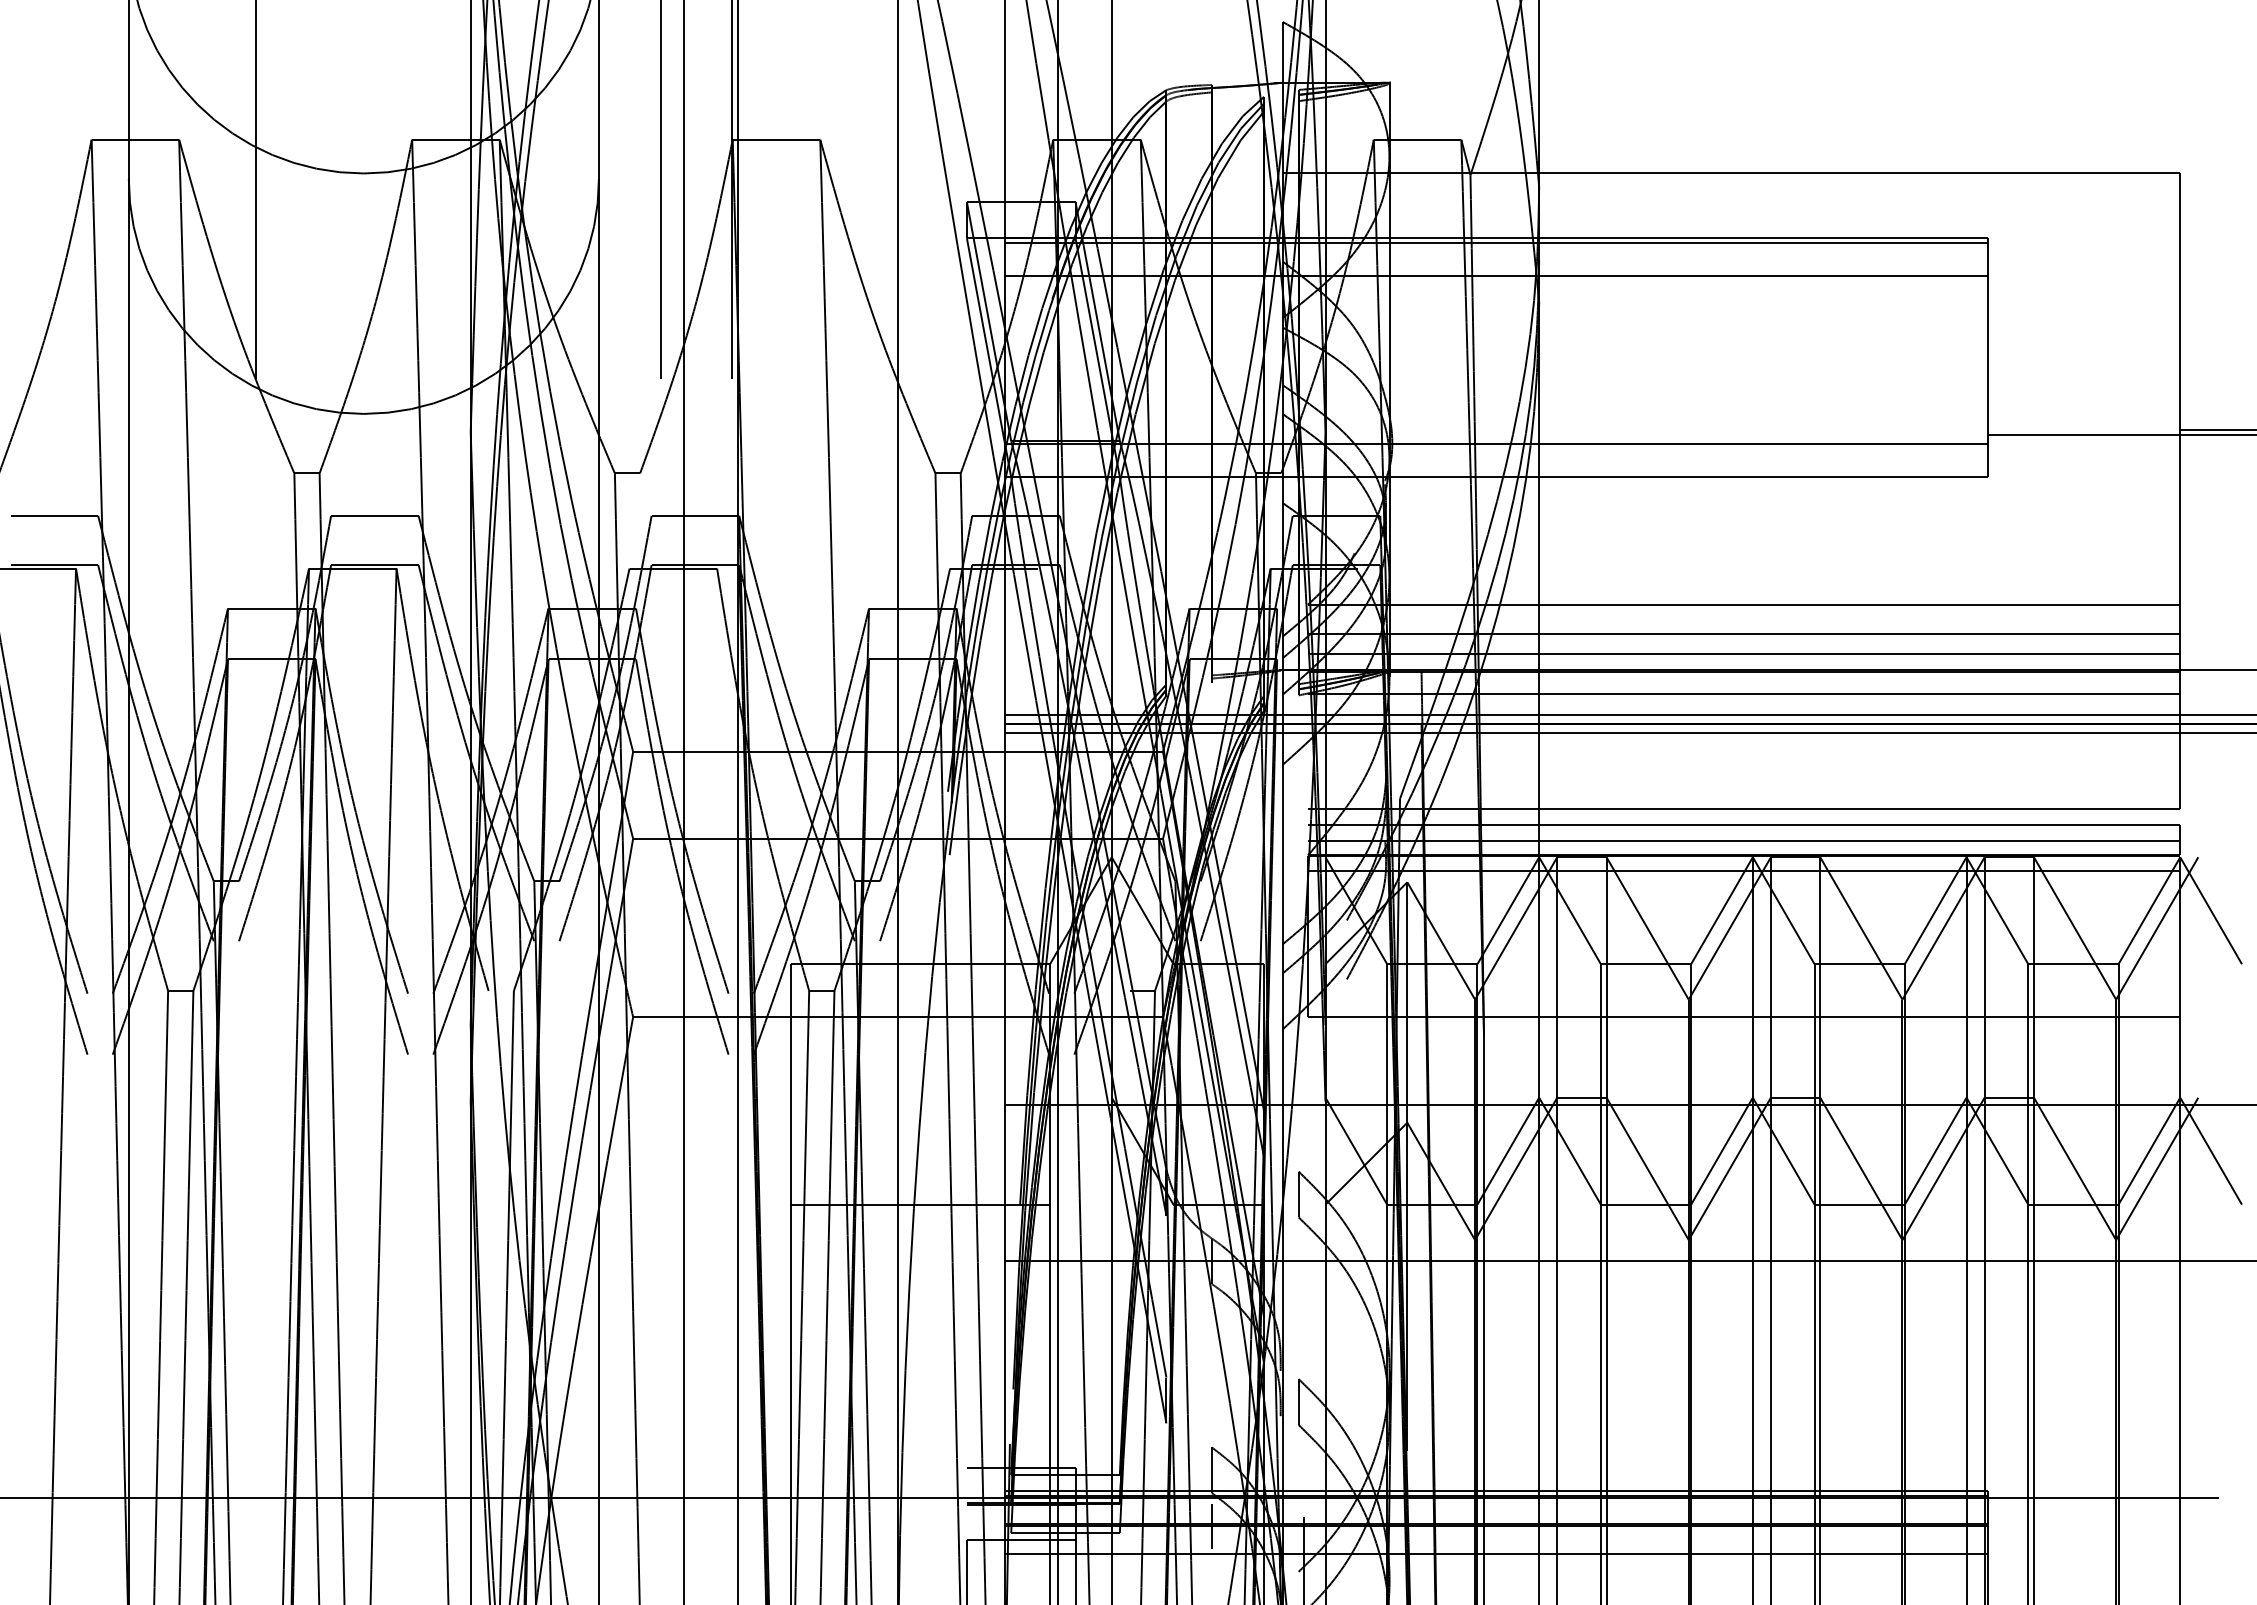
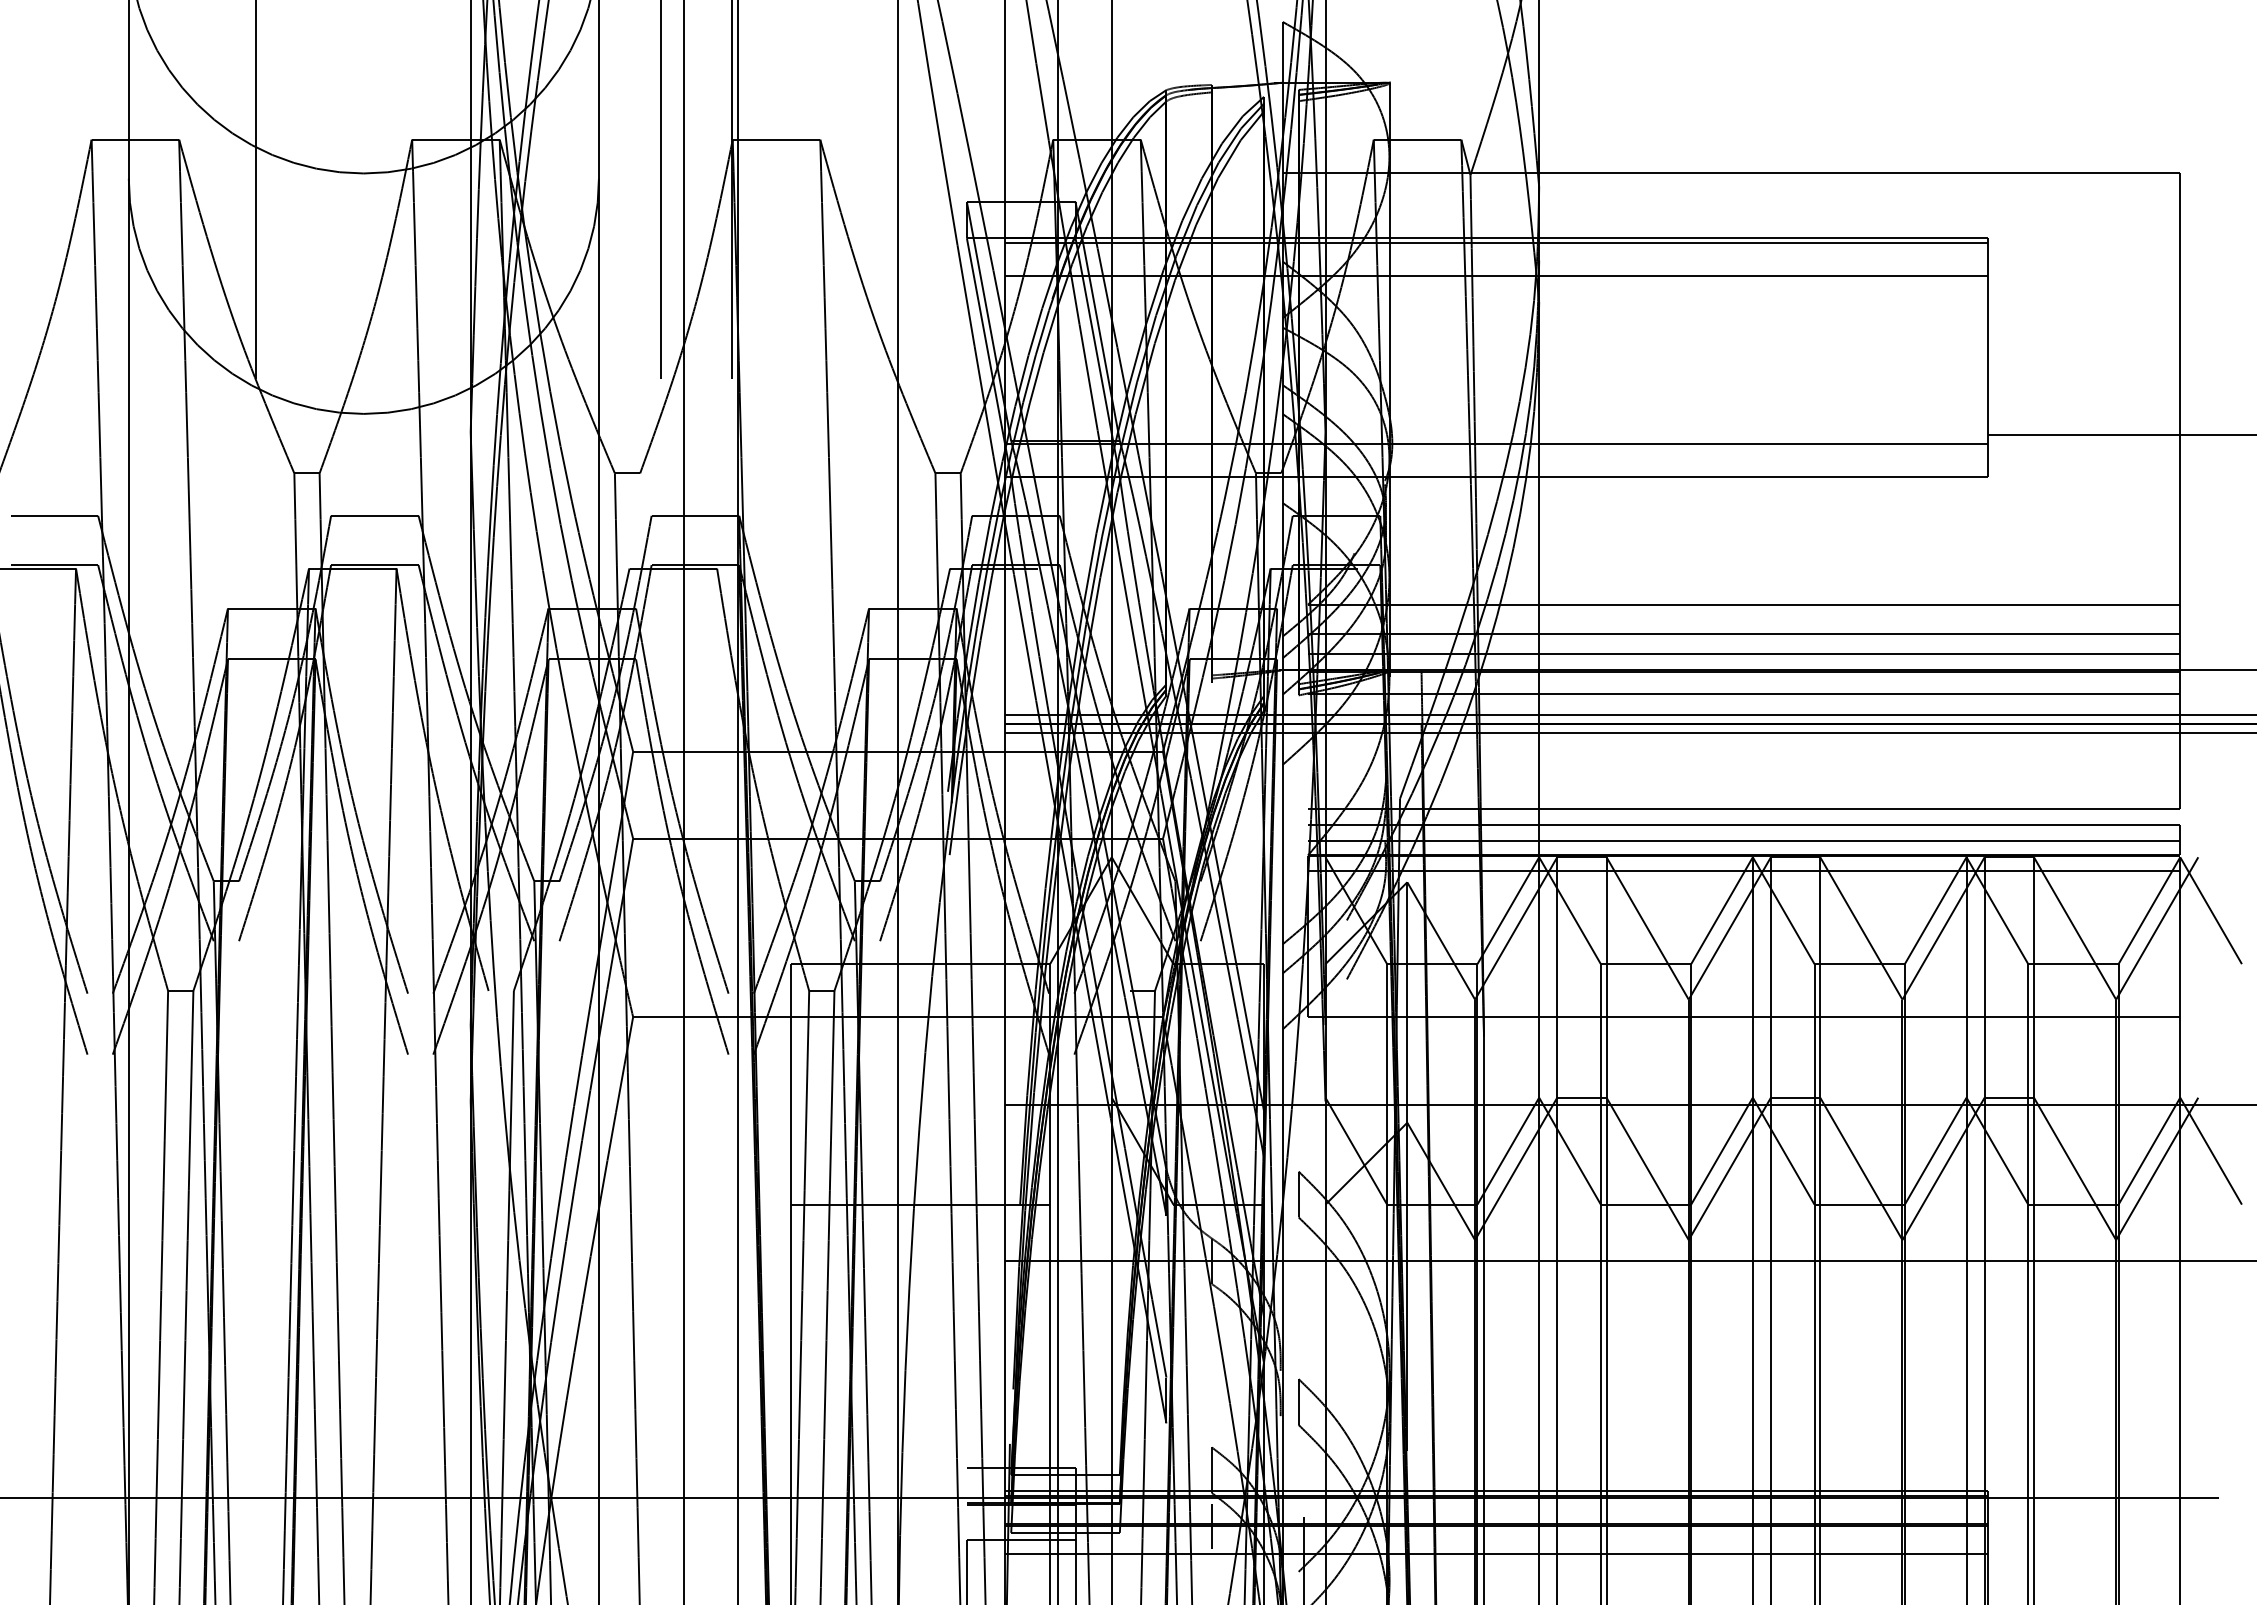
line: present -> none (2216, 429)
